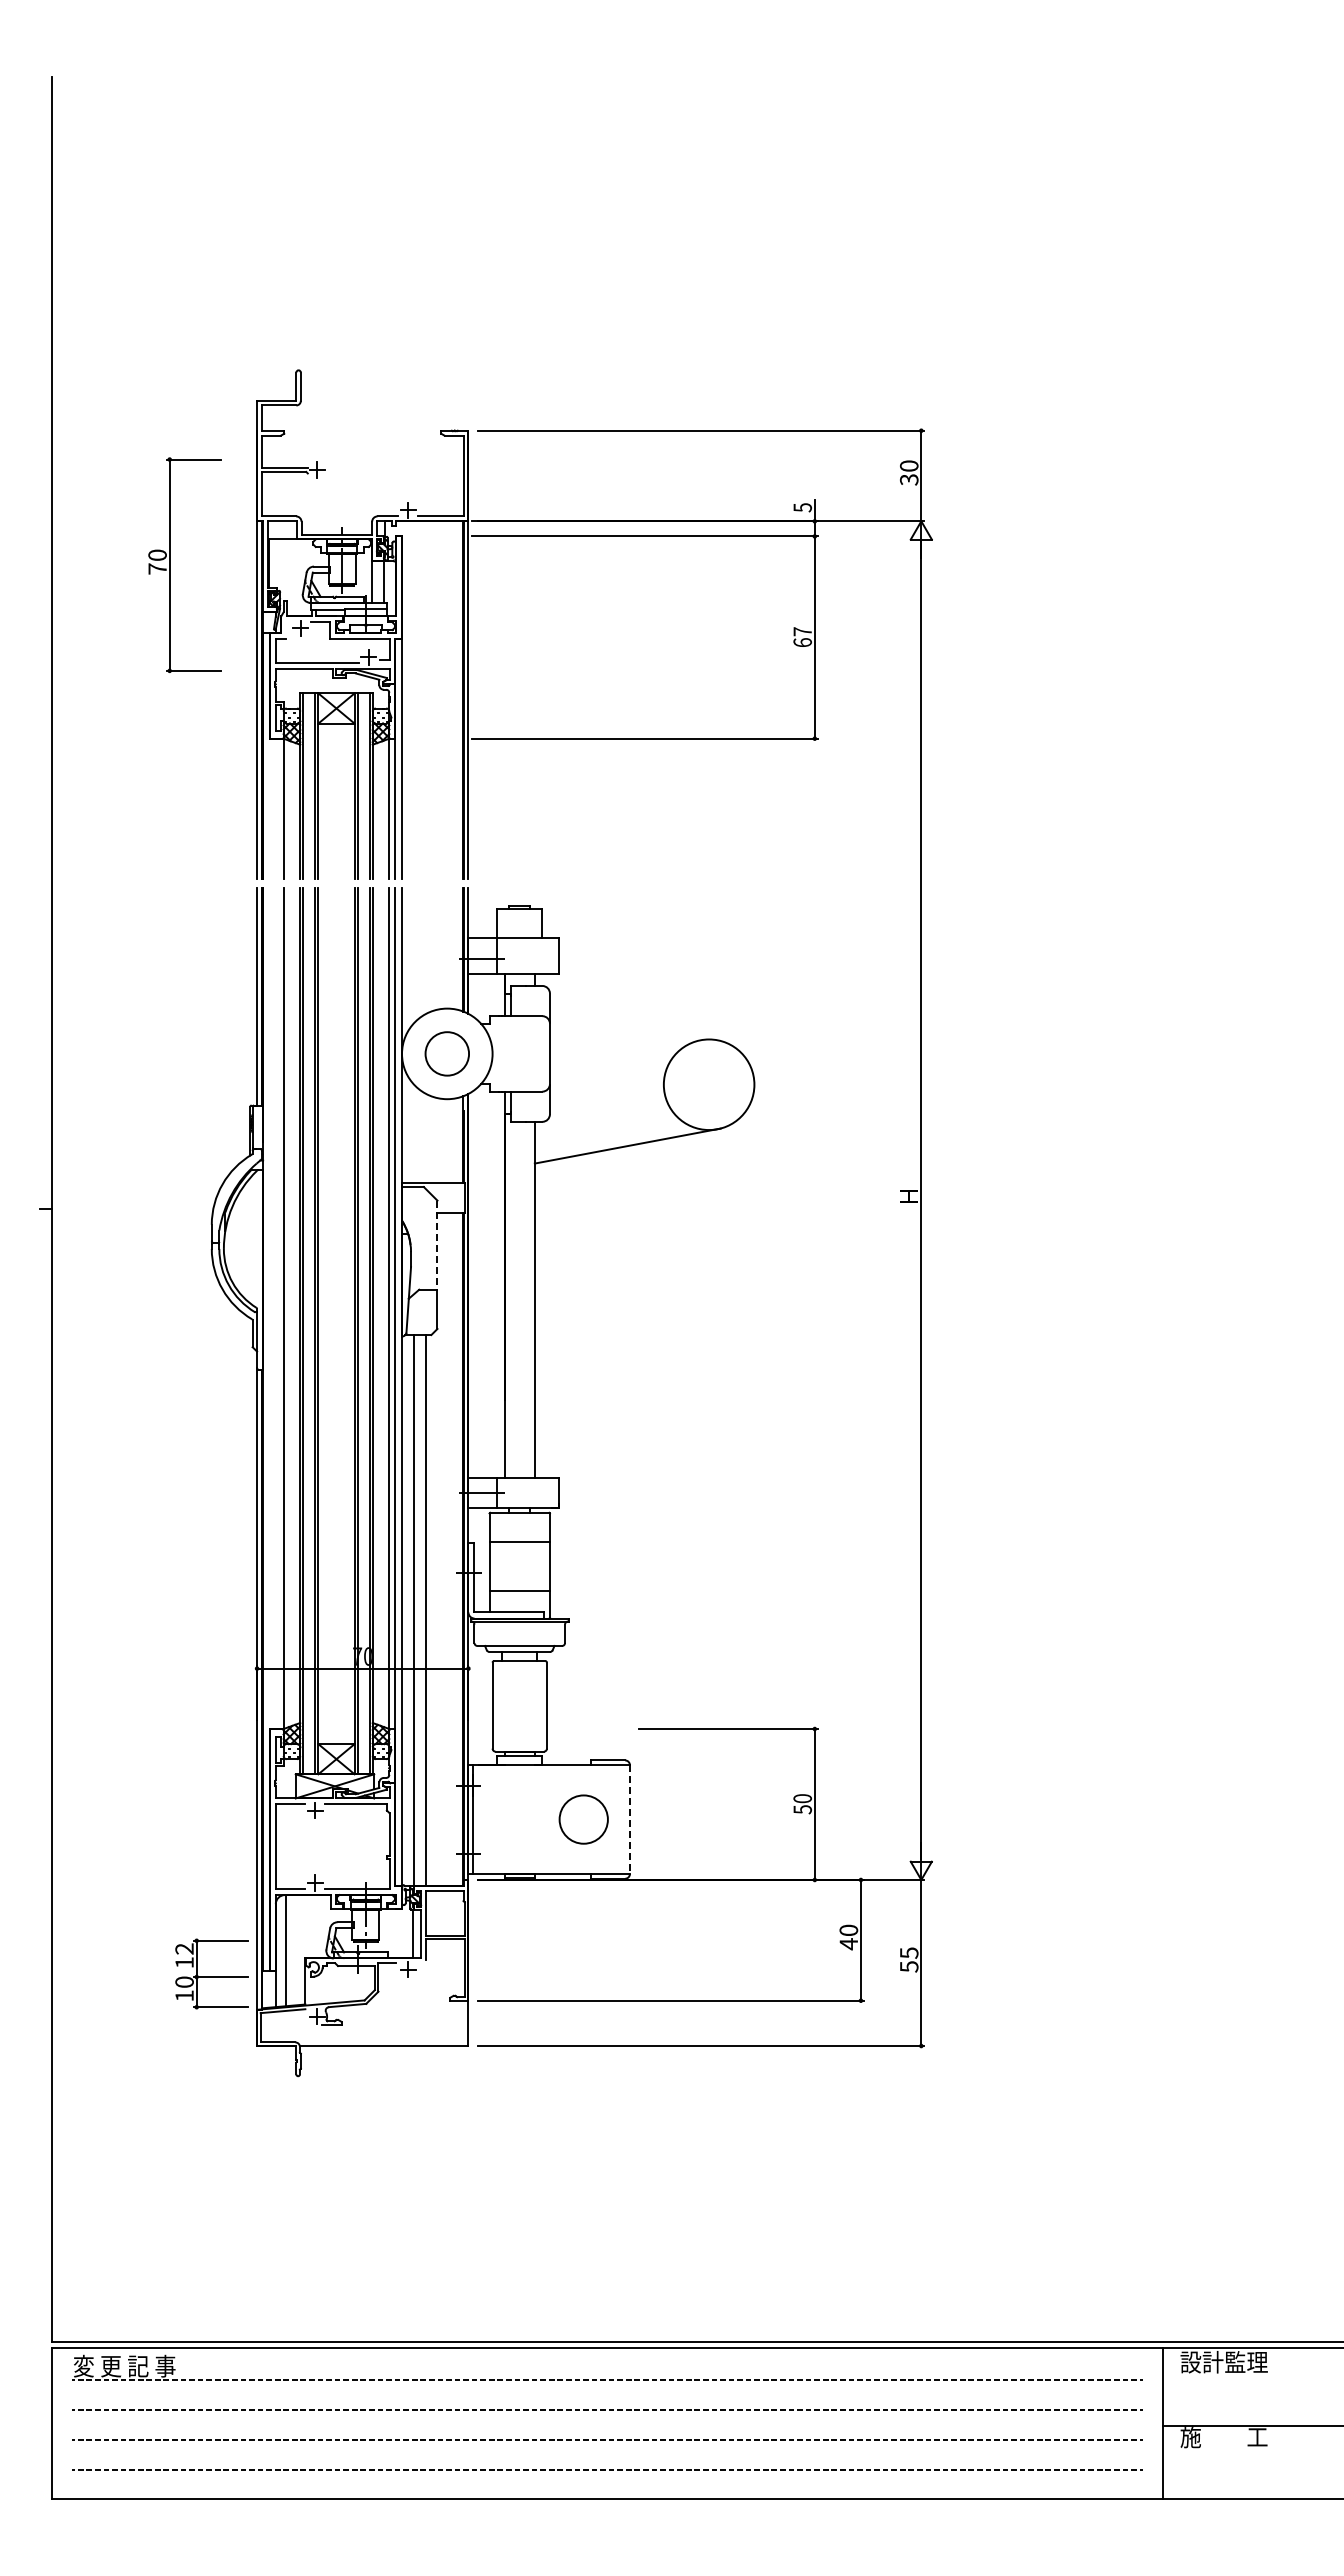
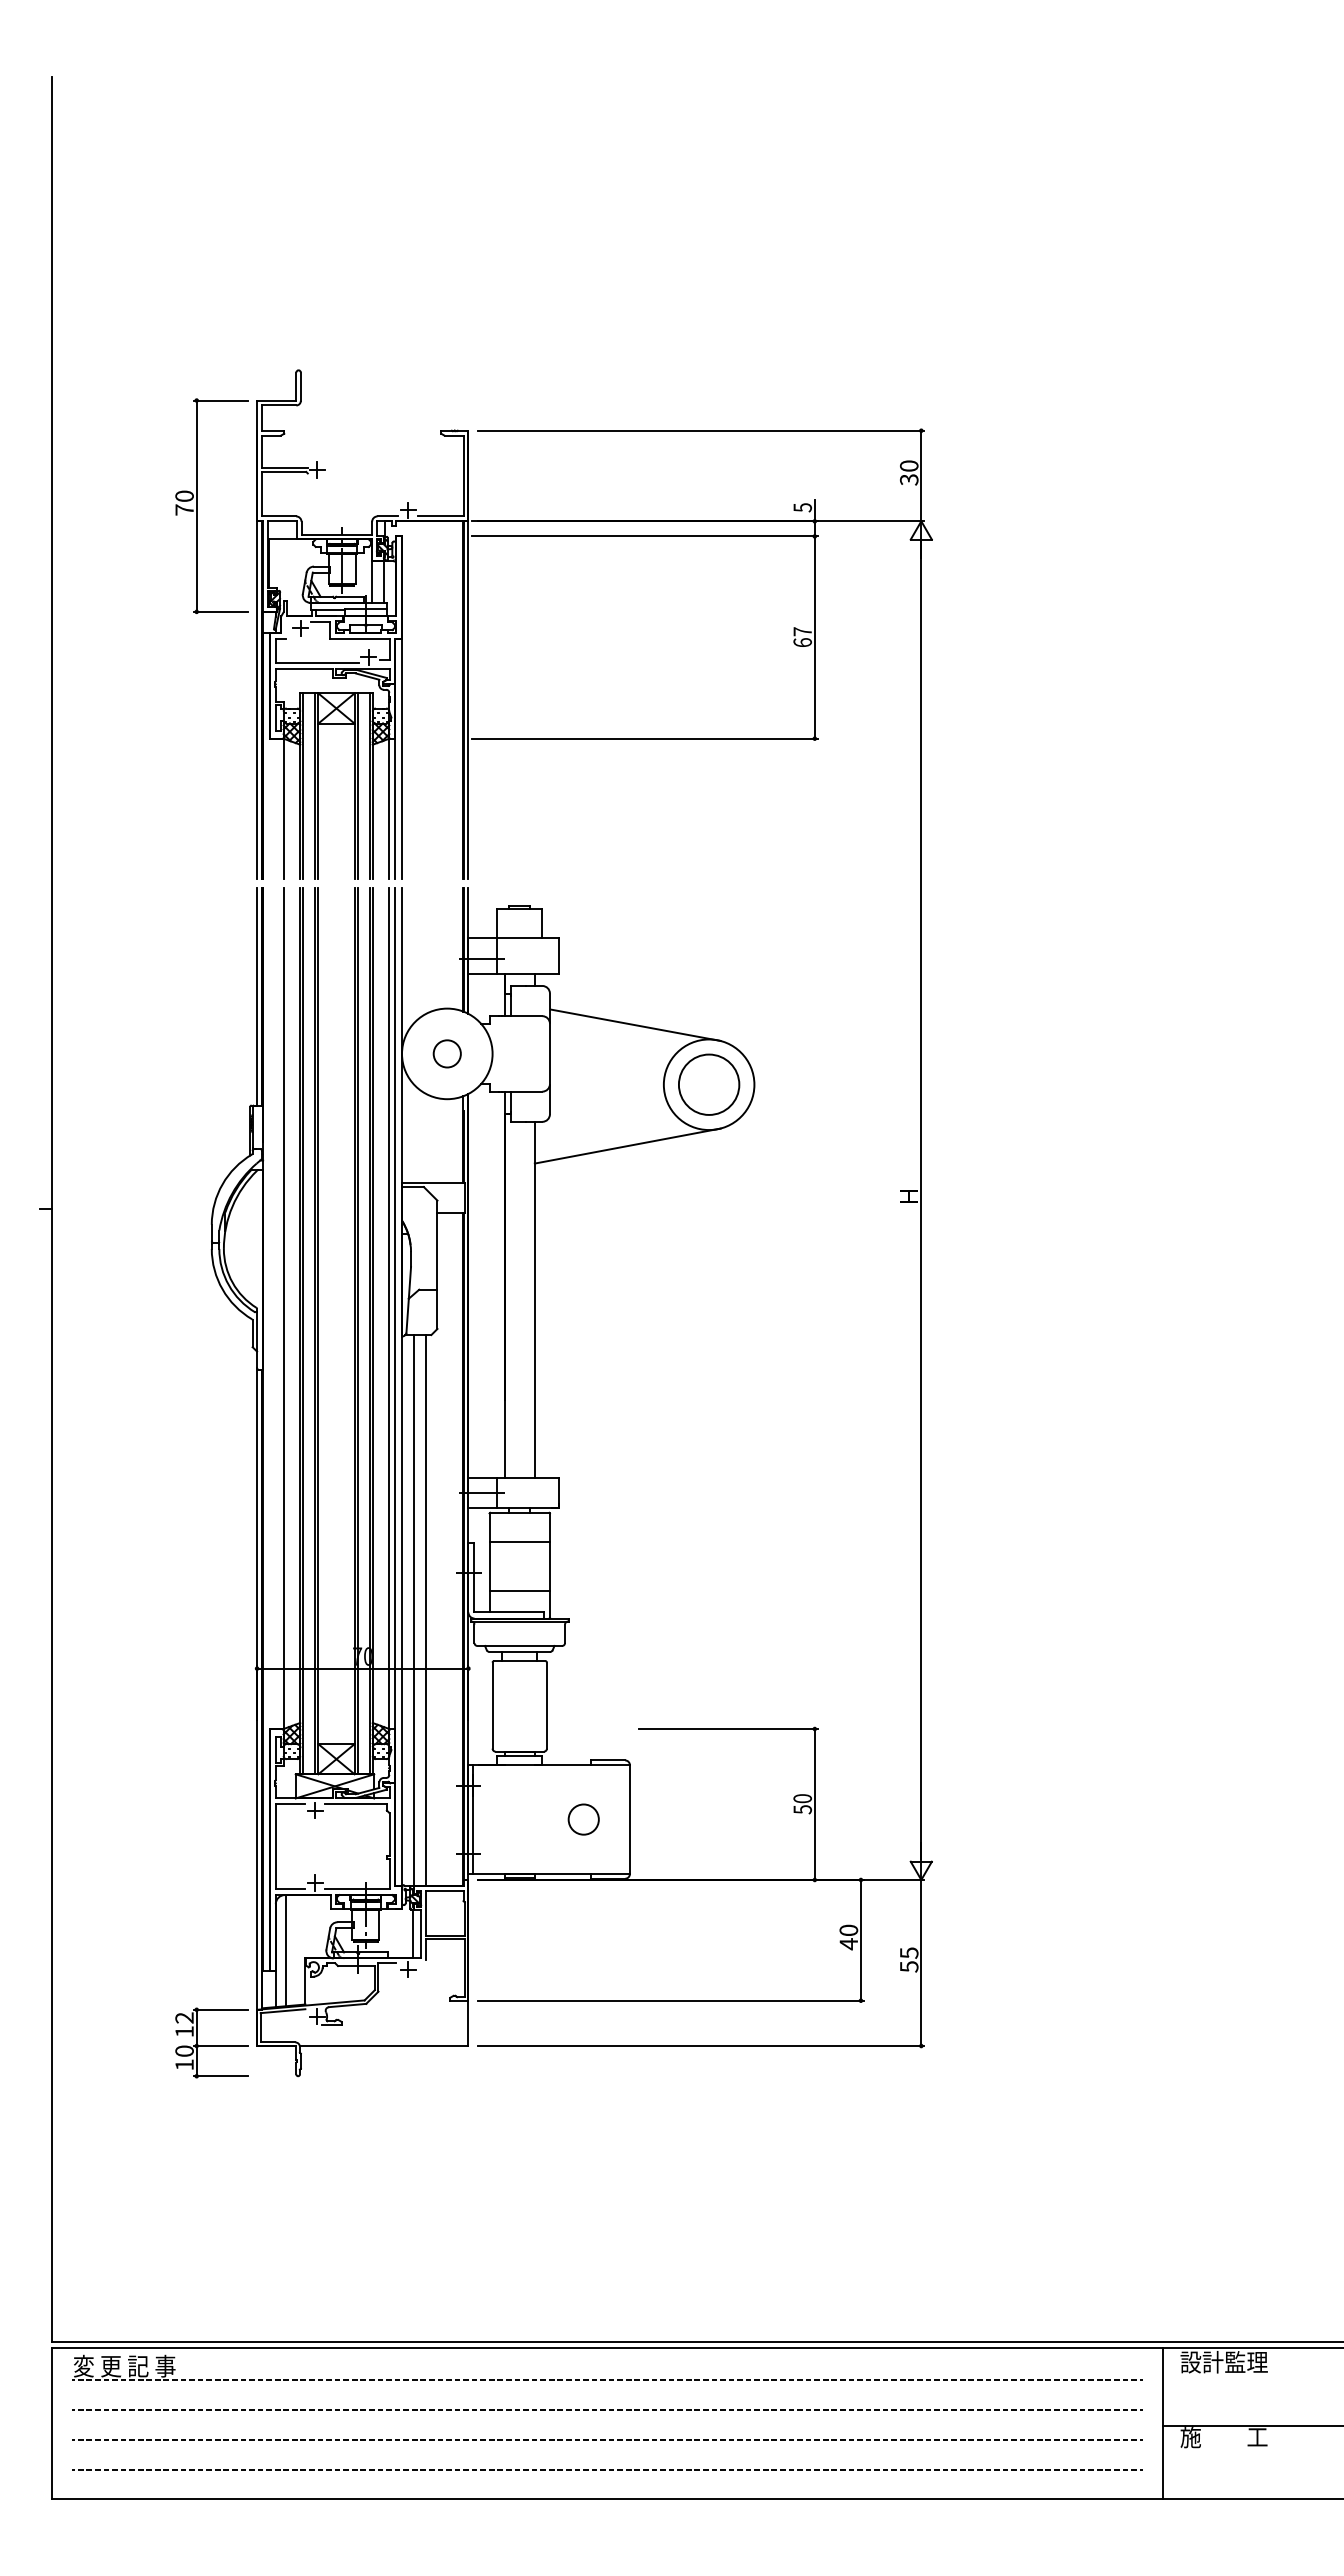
part position: (170, 564) -> (197, 505) (197, 505)
line: none -> present (635, 1024)
circle diameter: 43 px -> 27 px (446, 1053)
circle: none -> present (709, 1084)
line: dashed -> solid (437, 1245)
circle diameter: 48 px -> 30 px (583, 1819)
line: dashed -> solid (629, 1820)
part position: (211, 1973) -> (211, 2042) (211, 2042)
